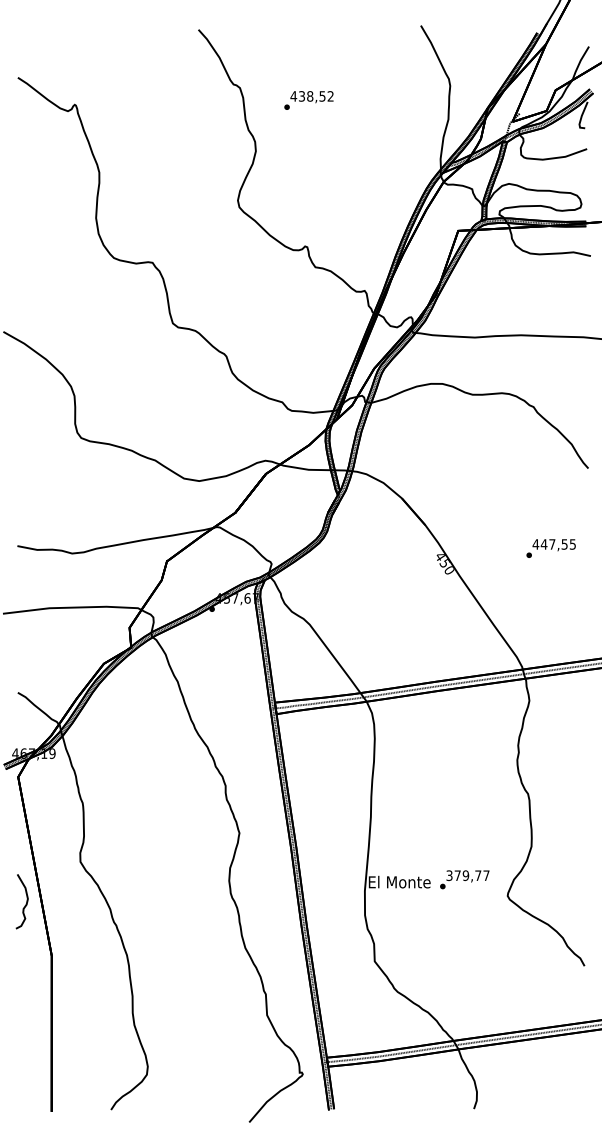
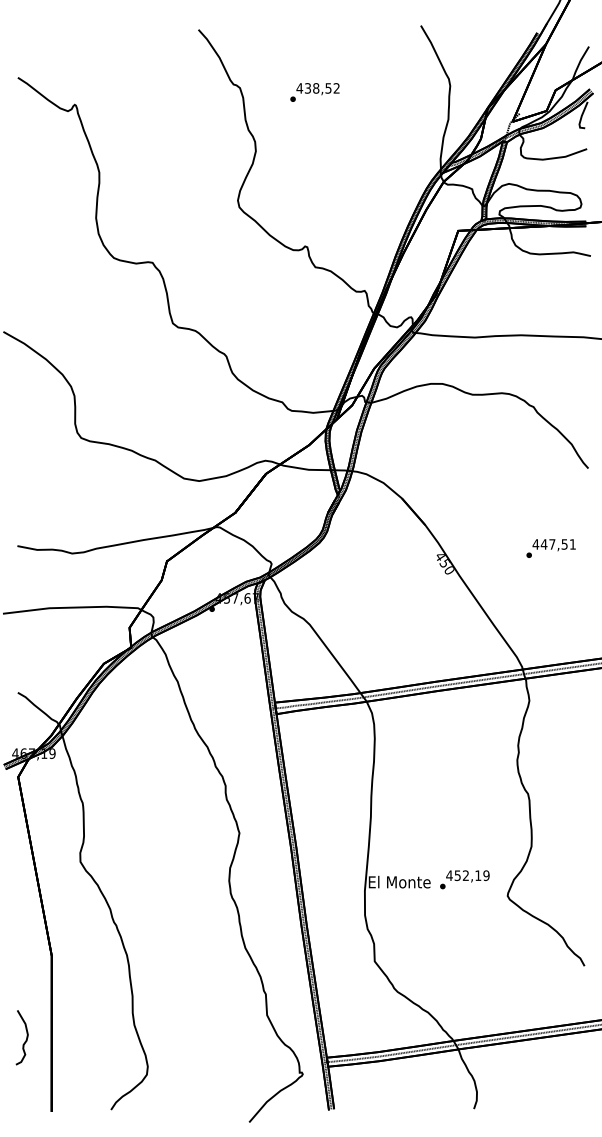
text position: (308, 100) -> (314, 92) (314, 92)
text: 447,55 -> 447,51 (572, 544)
text: 379,77 -> 452,19 (467, 875)
curve position: (26, 901) -> (26, 1037) (26, 1037)
